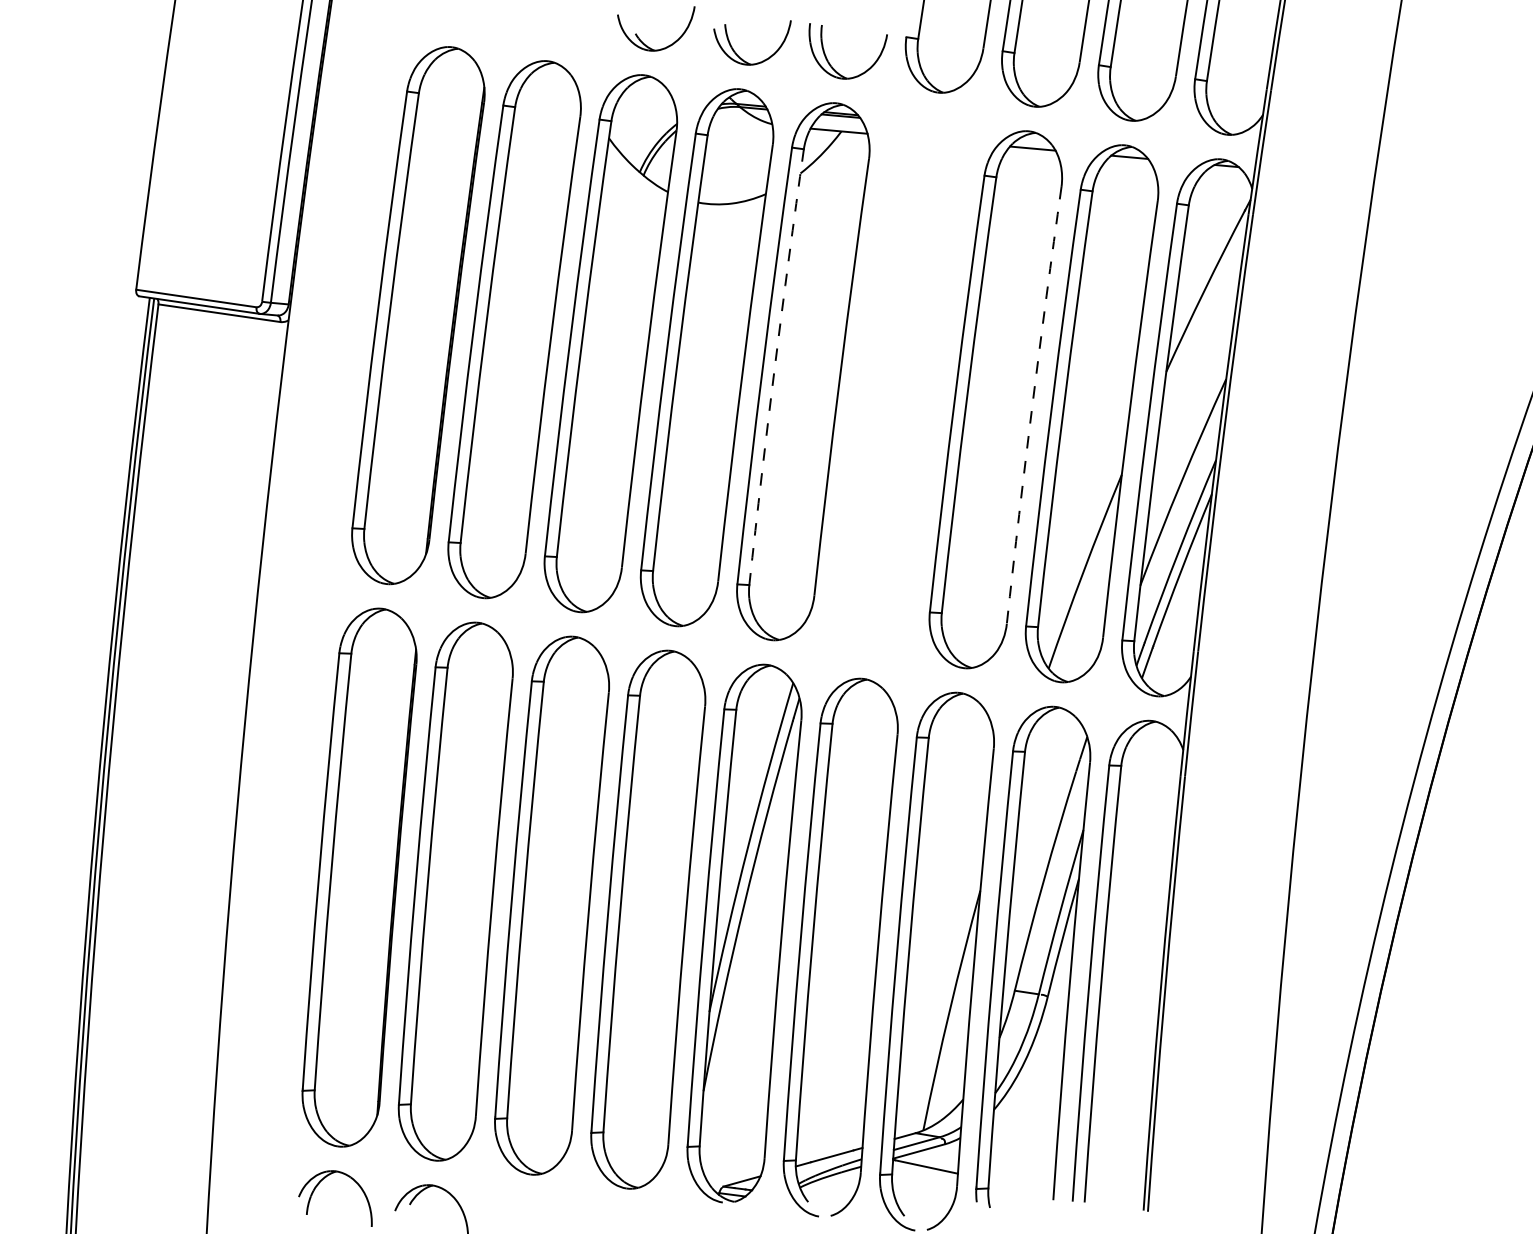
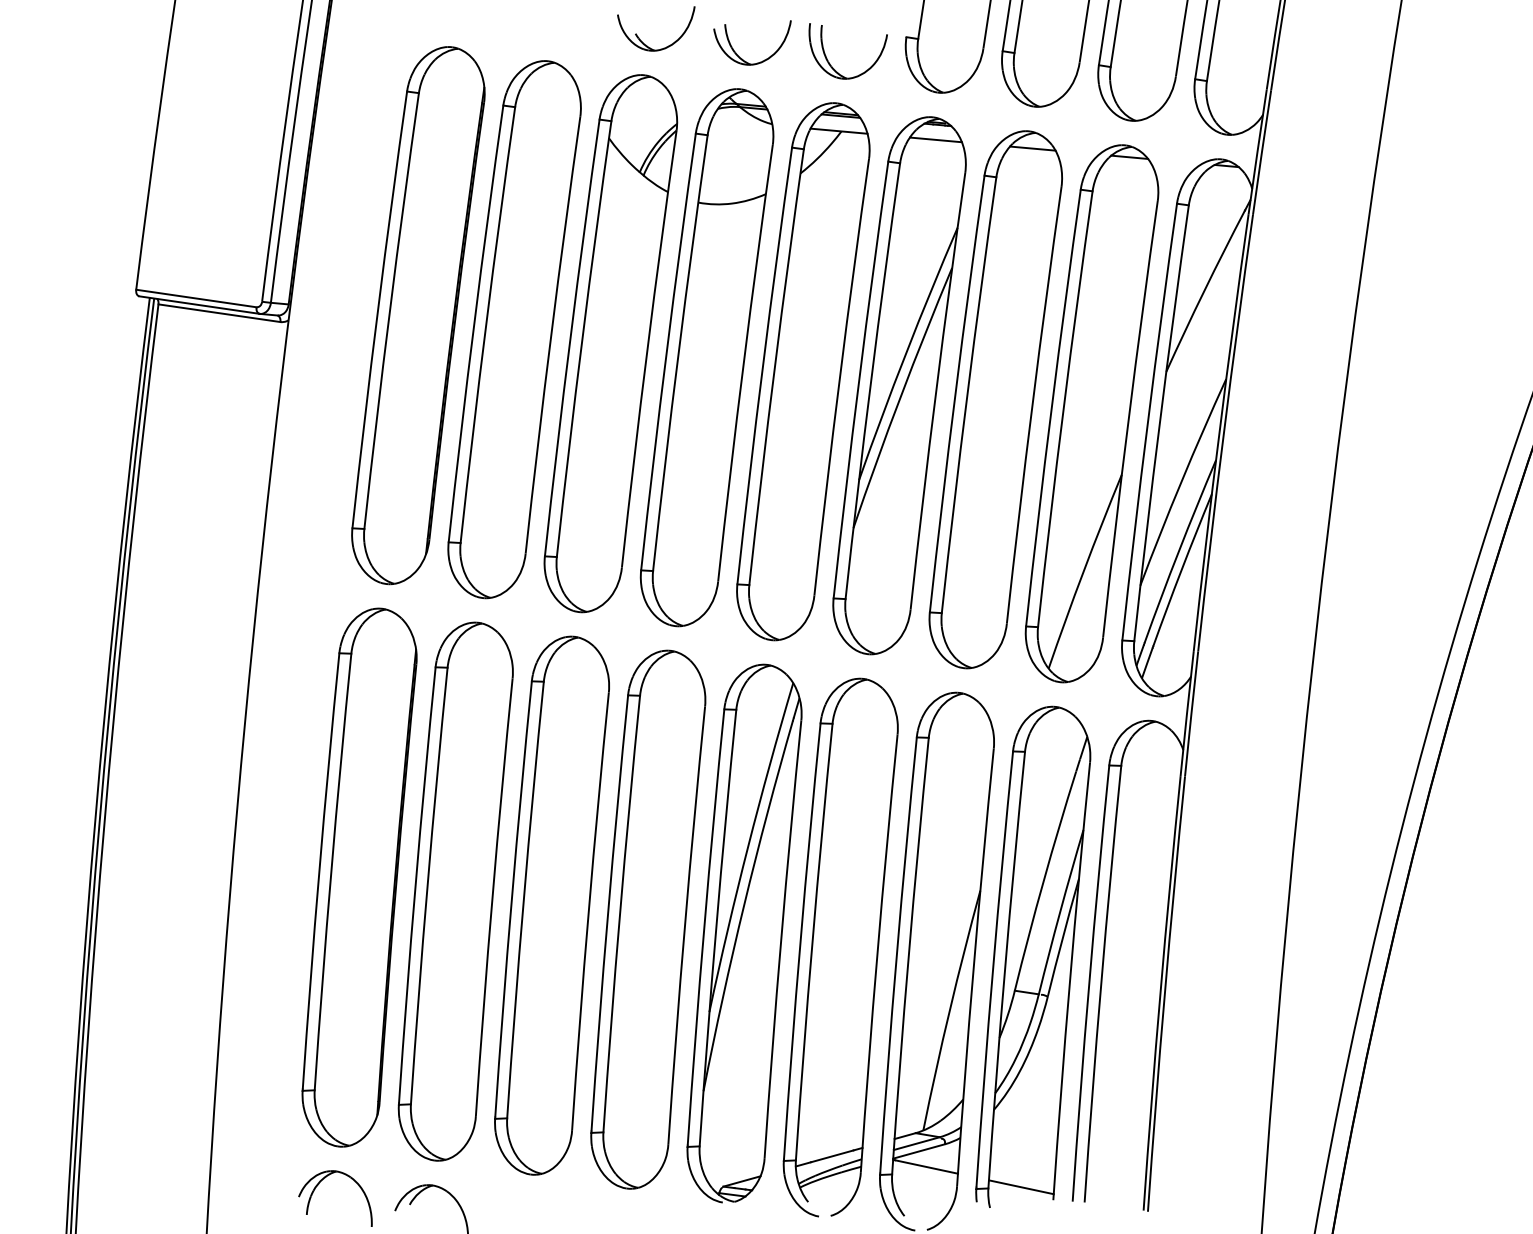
arc: dashed -> solid (774, 366)
part: none -> present (899, 385)
arc: dashed -> solid (1032, 405)
line: none -> present (1021, 1187)
